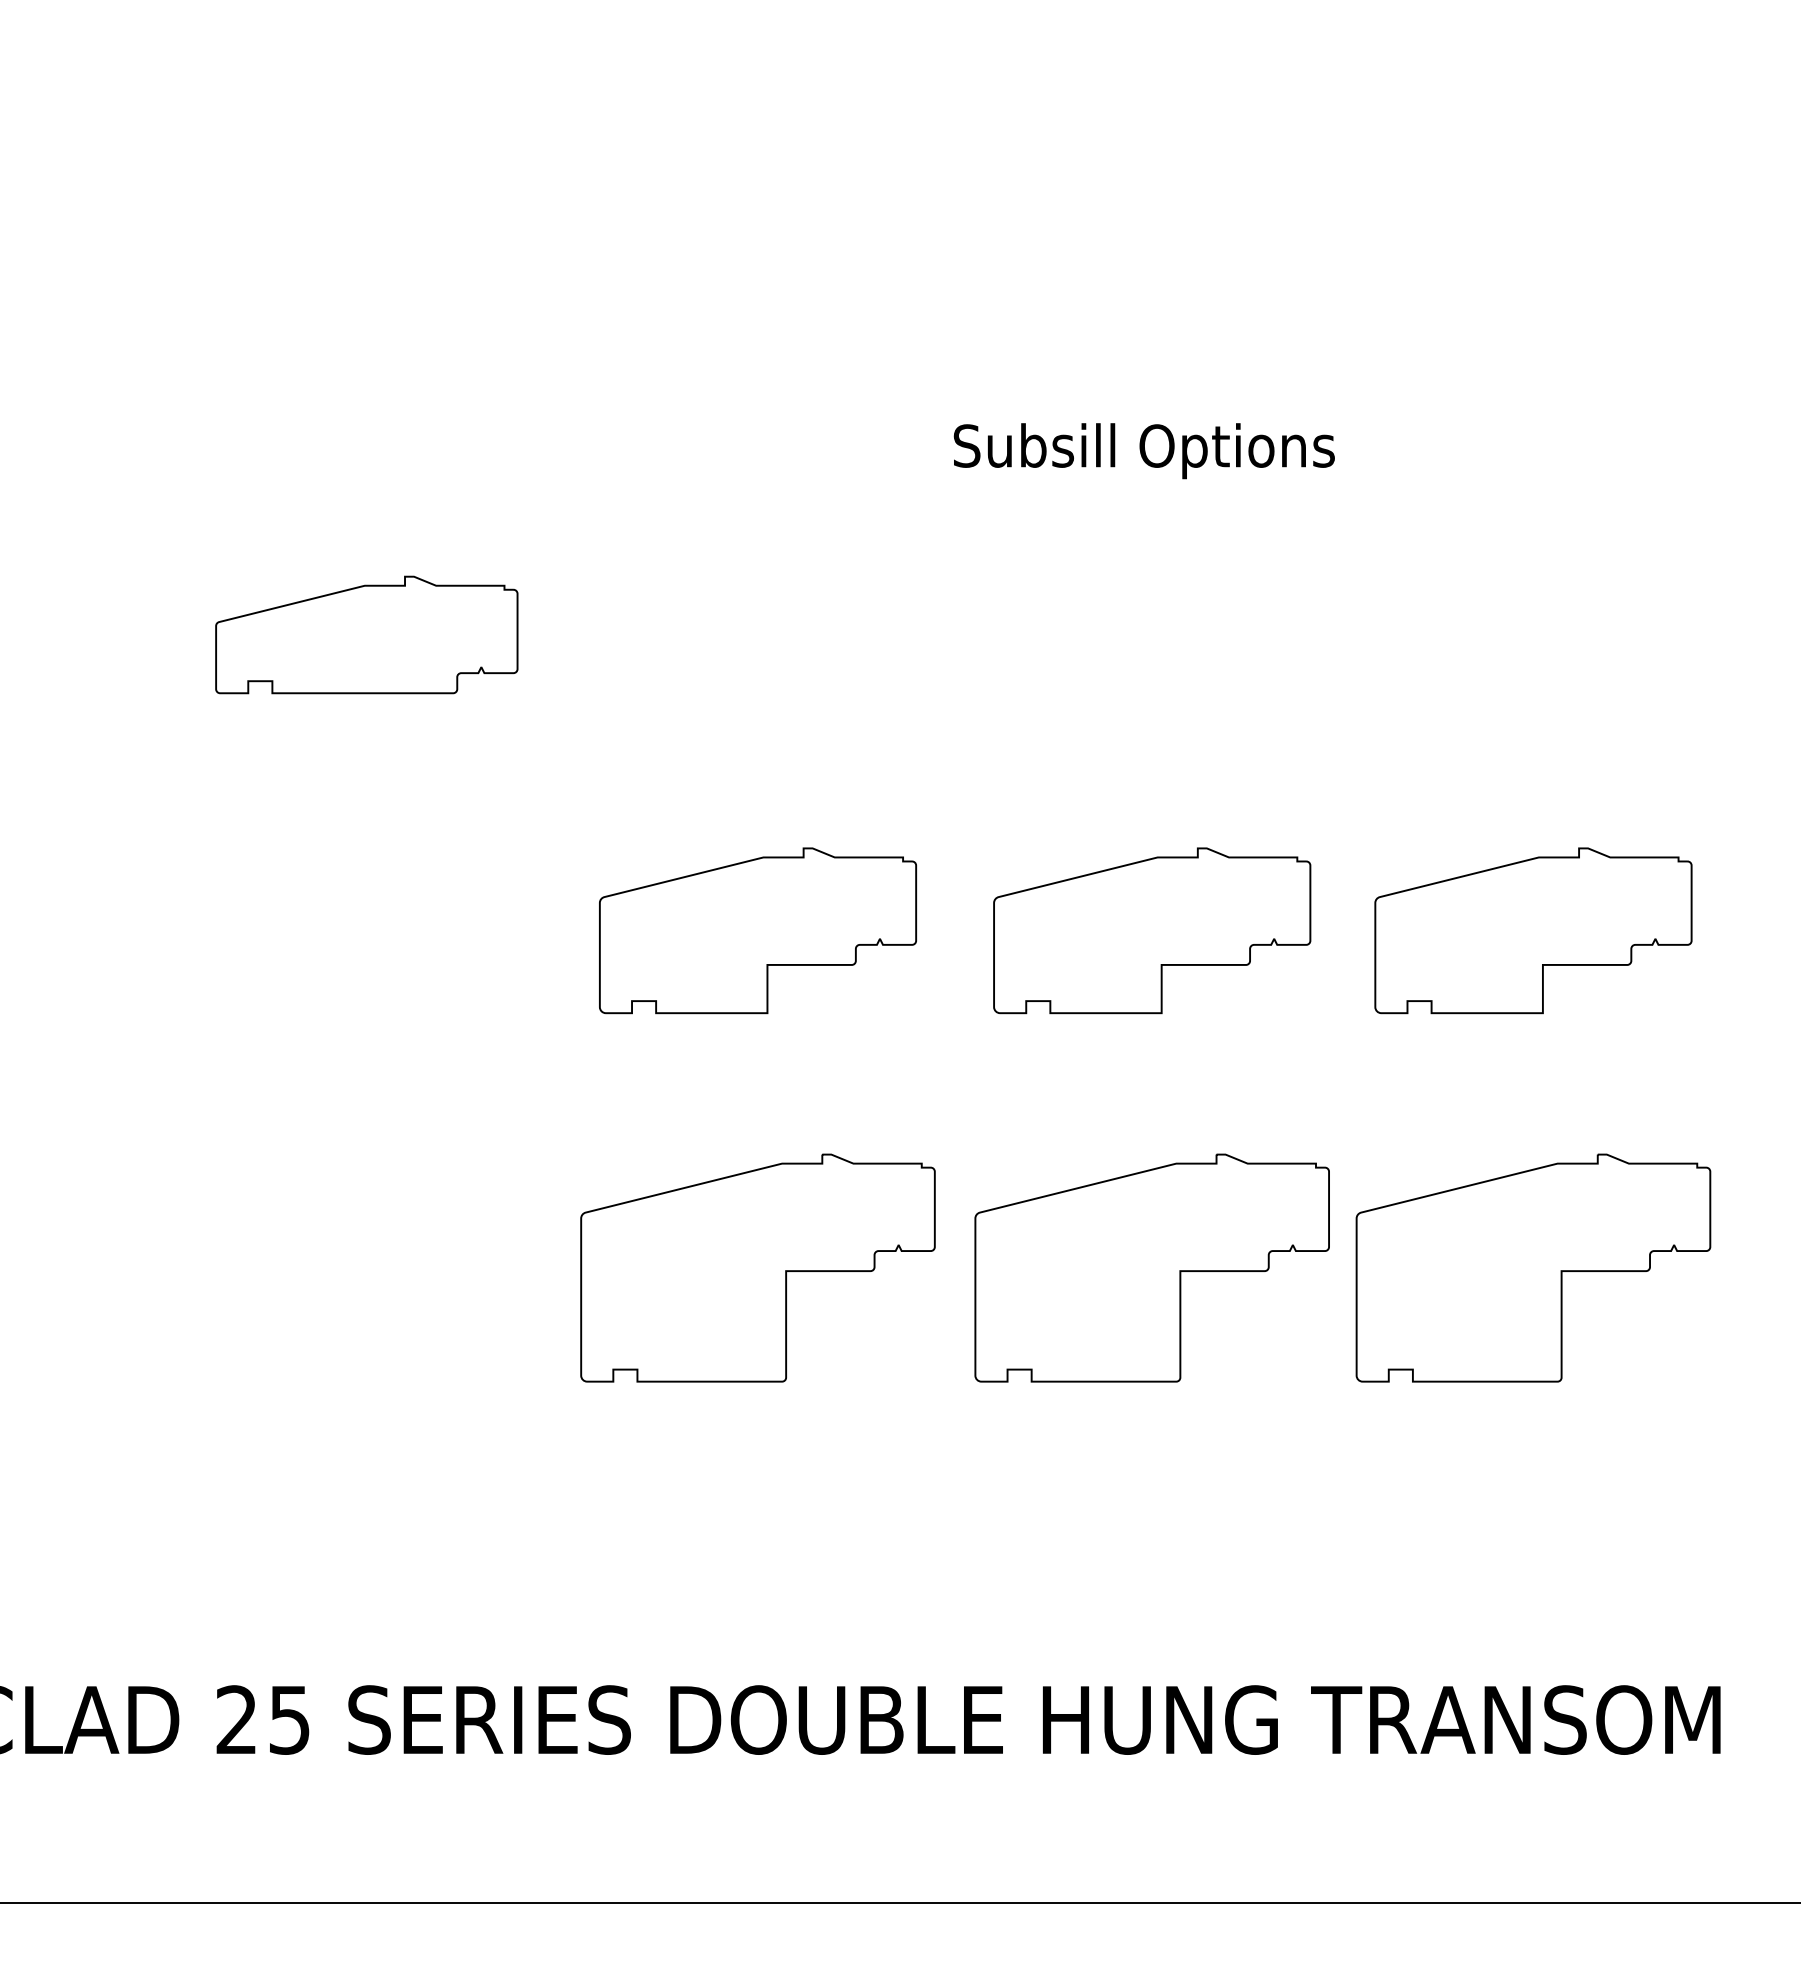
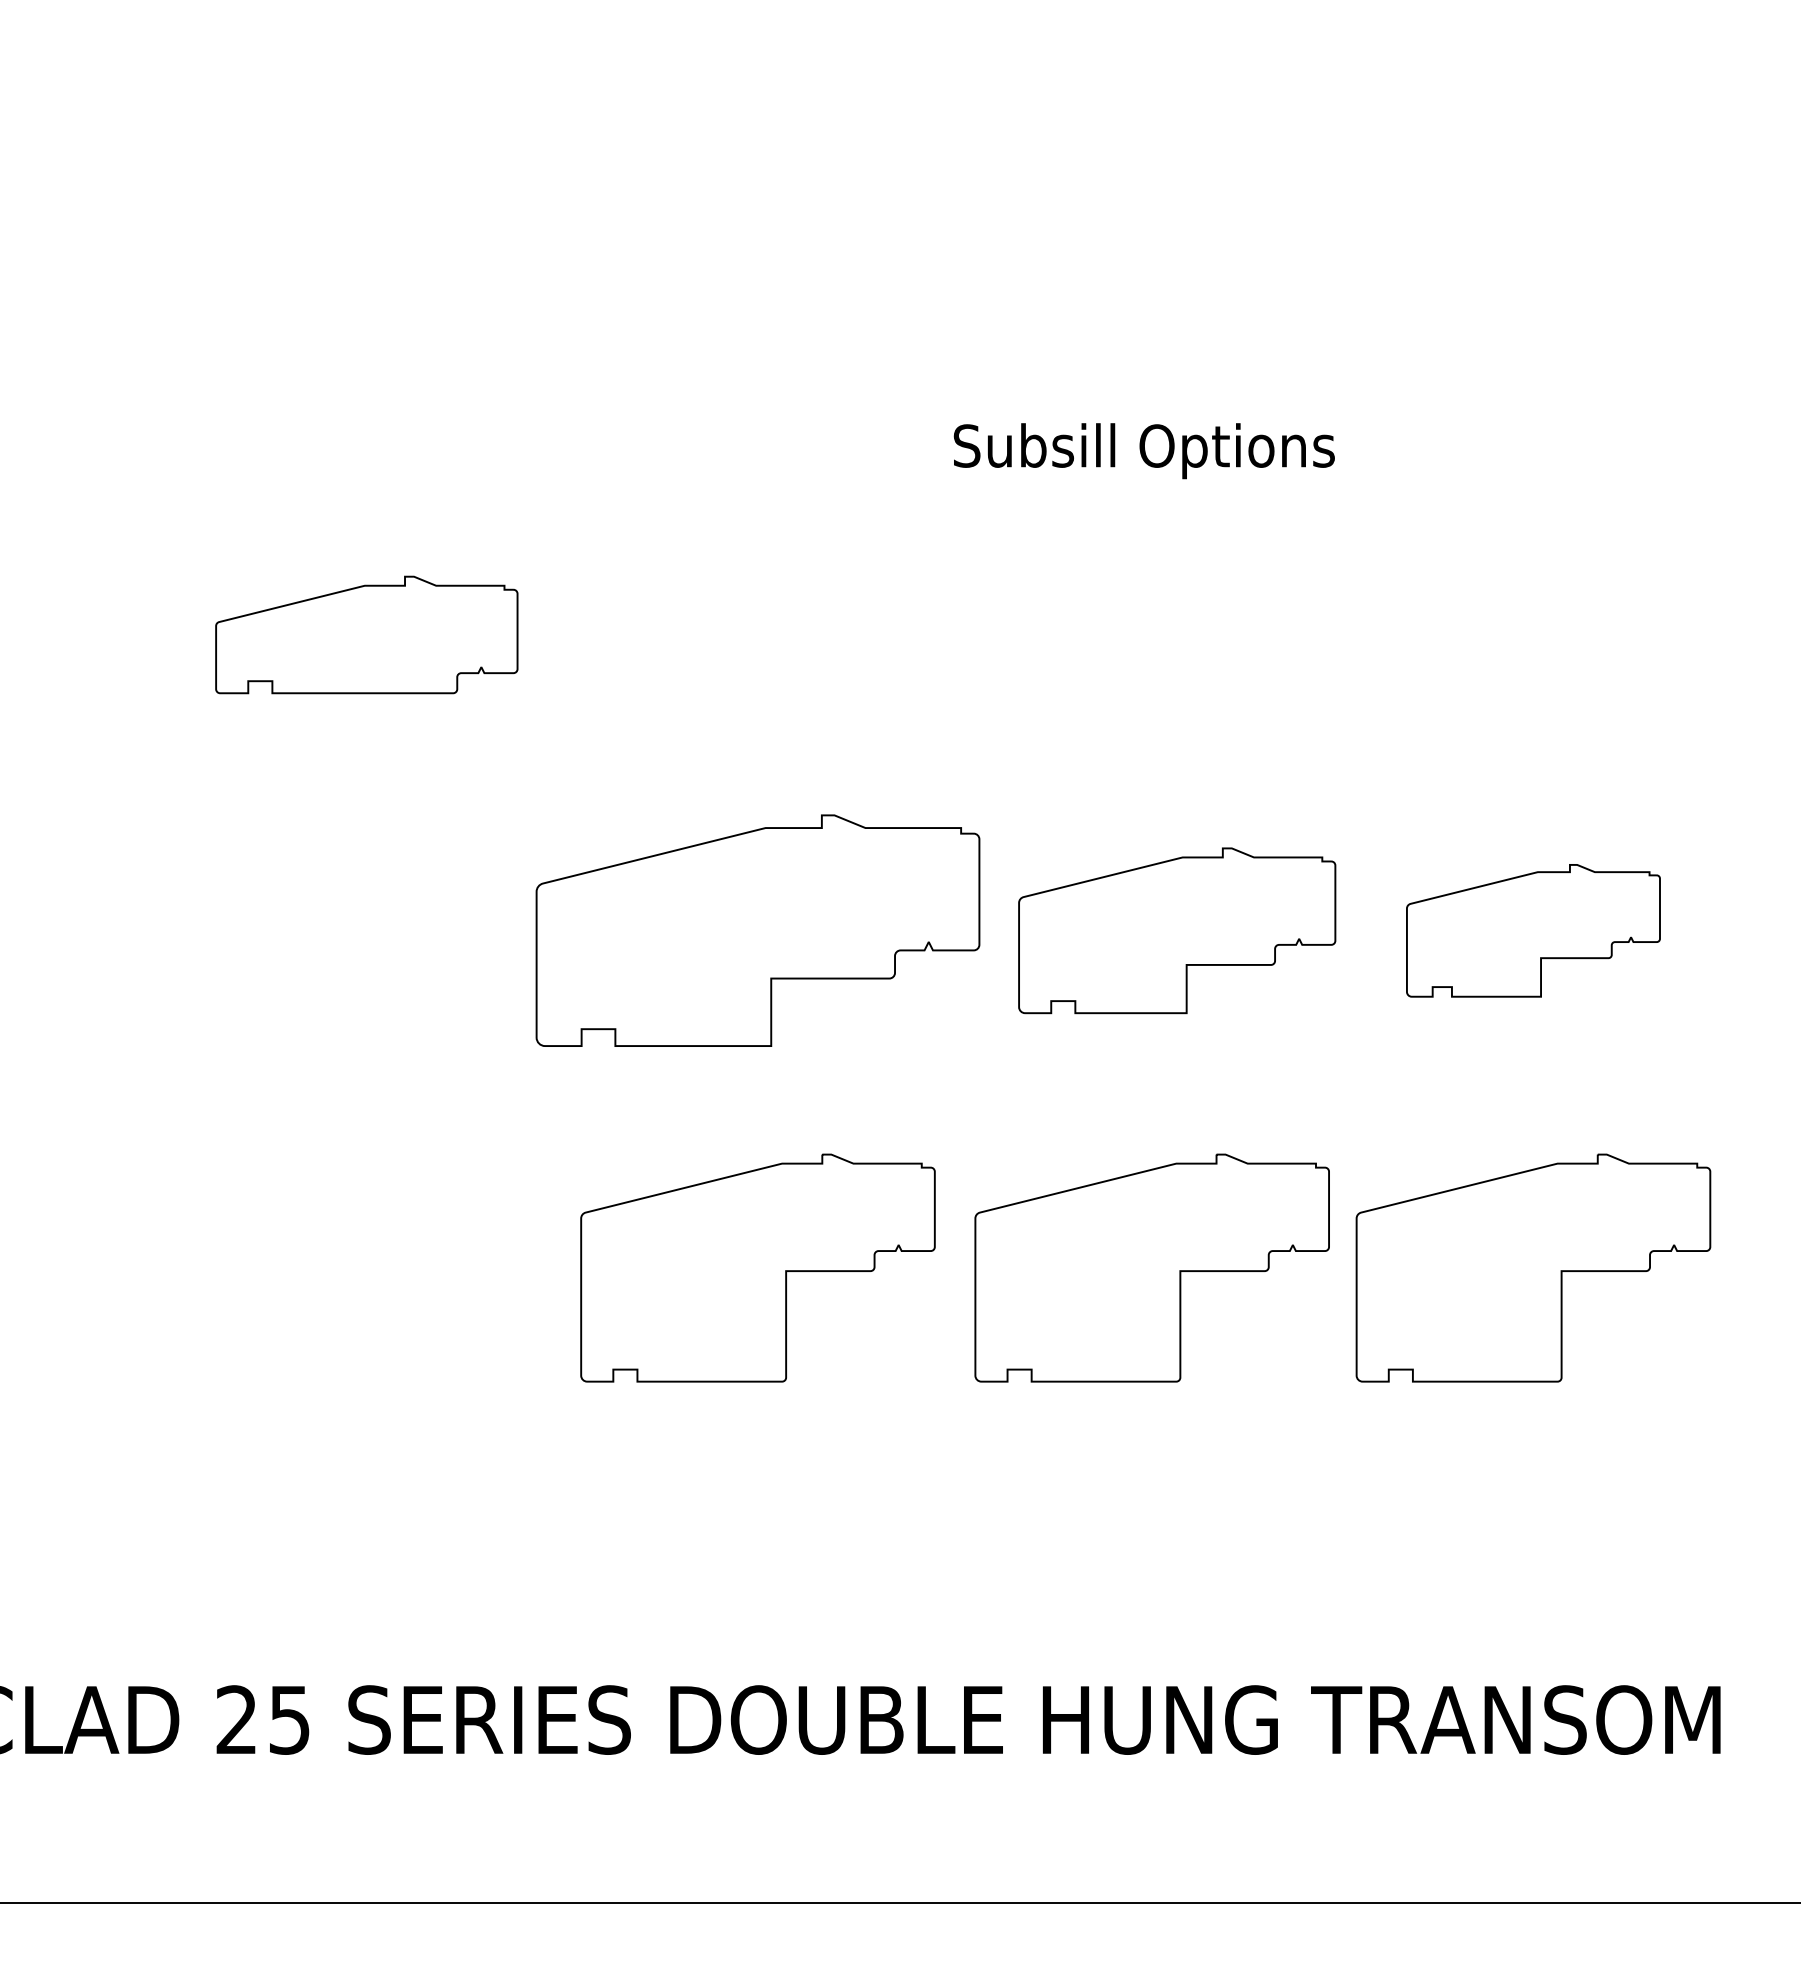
part size: 318x168 px -> 446x233 px (757, 930)
part position: (1152, 930) -> (1177, 930) (1177, 930)
part size: 319x168 px -> 255x134 px (1533, 930)
